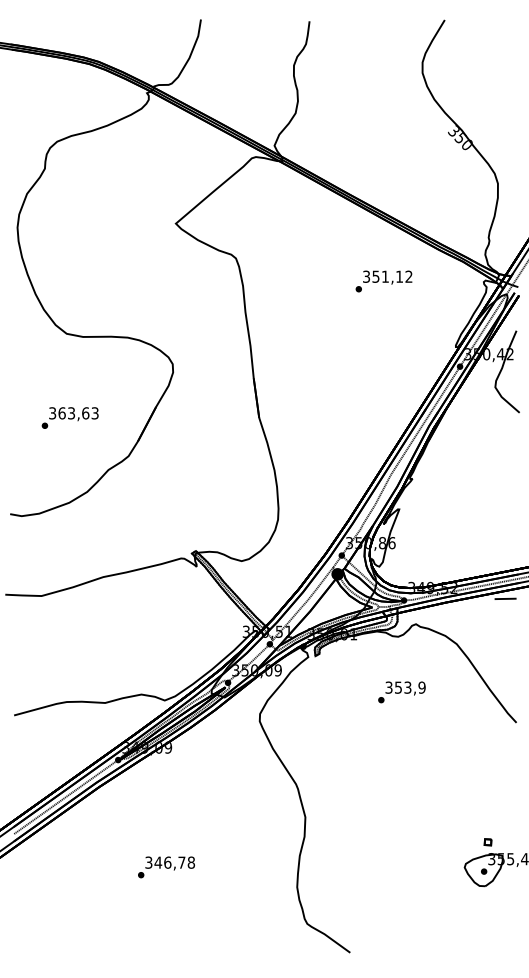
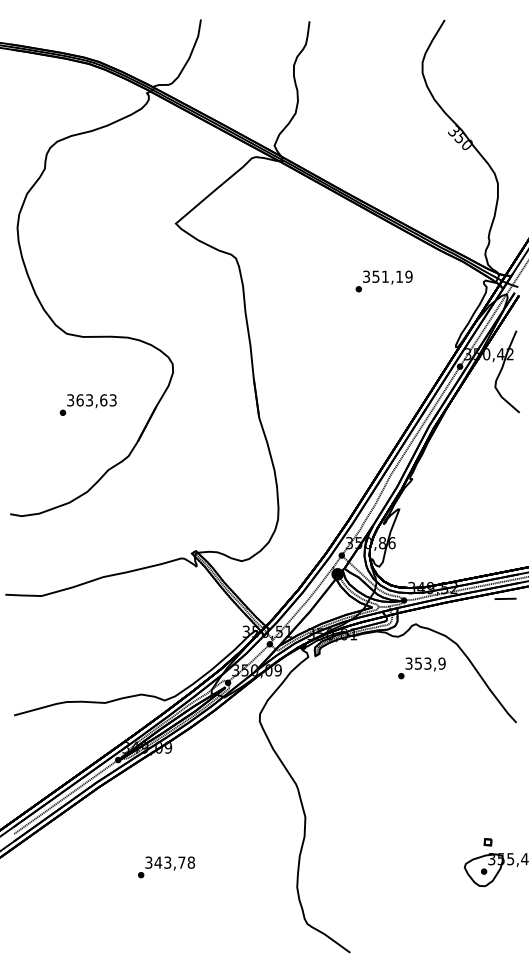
text: 351,12 -> 351,19 (408, 276)
text position: (69, 417) -> (87, 404) (87, 404)
text position: (401, 692) -> (421, 668) (421, 668)
text: 346,78 -> 343,78 (167, 862)
